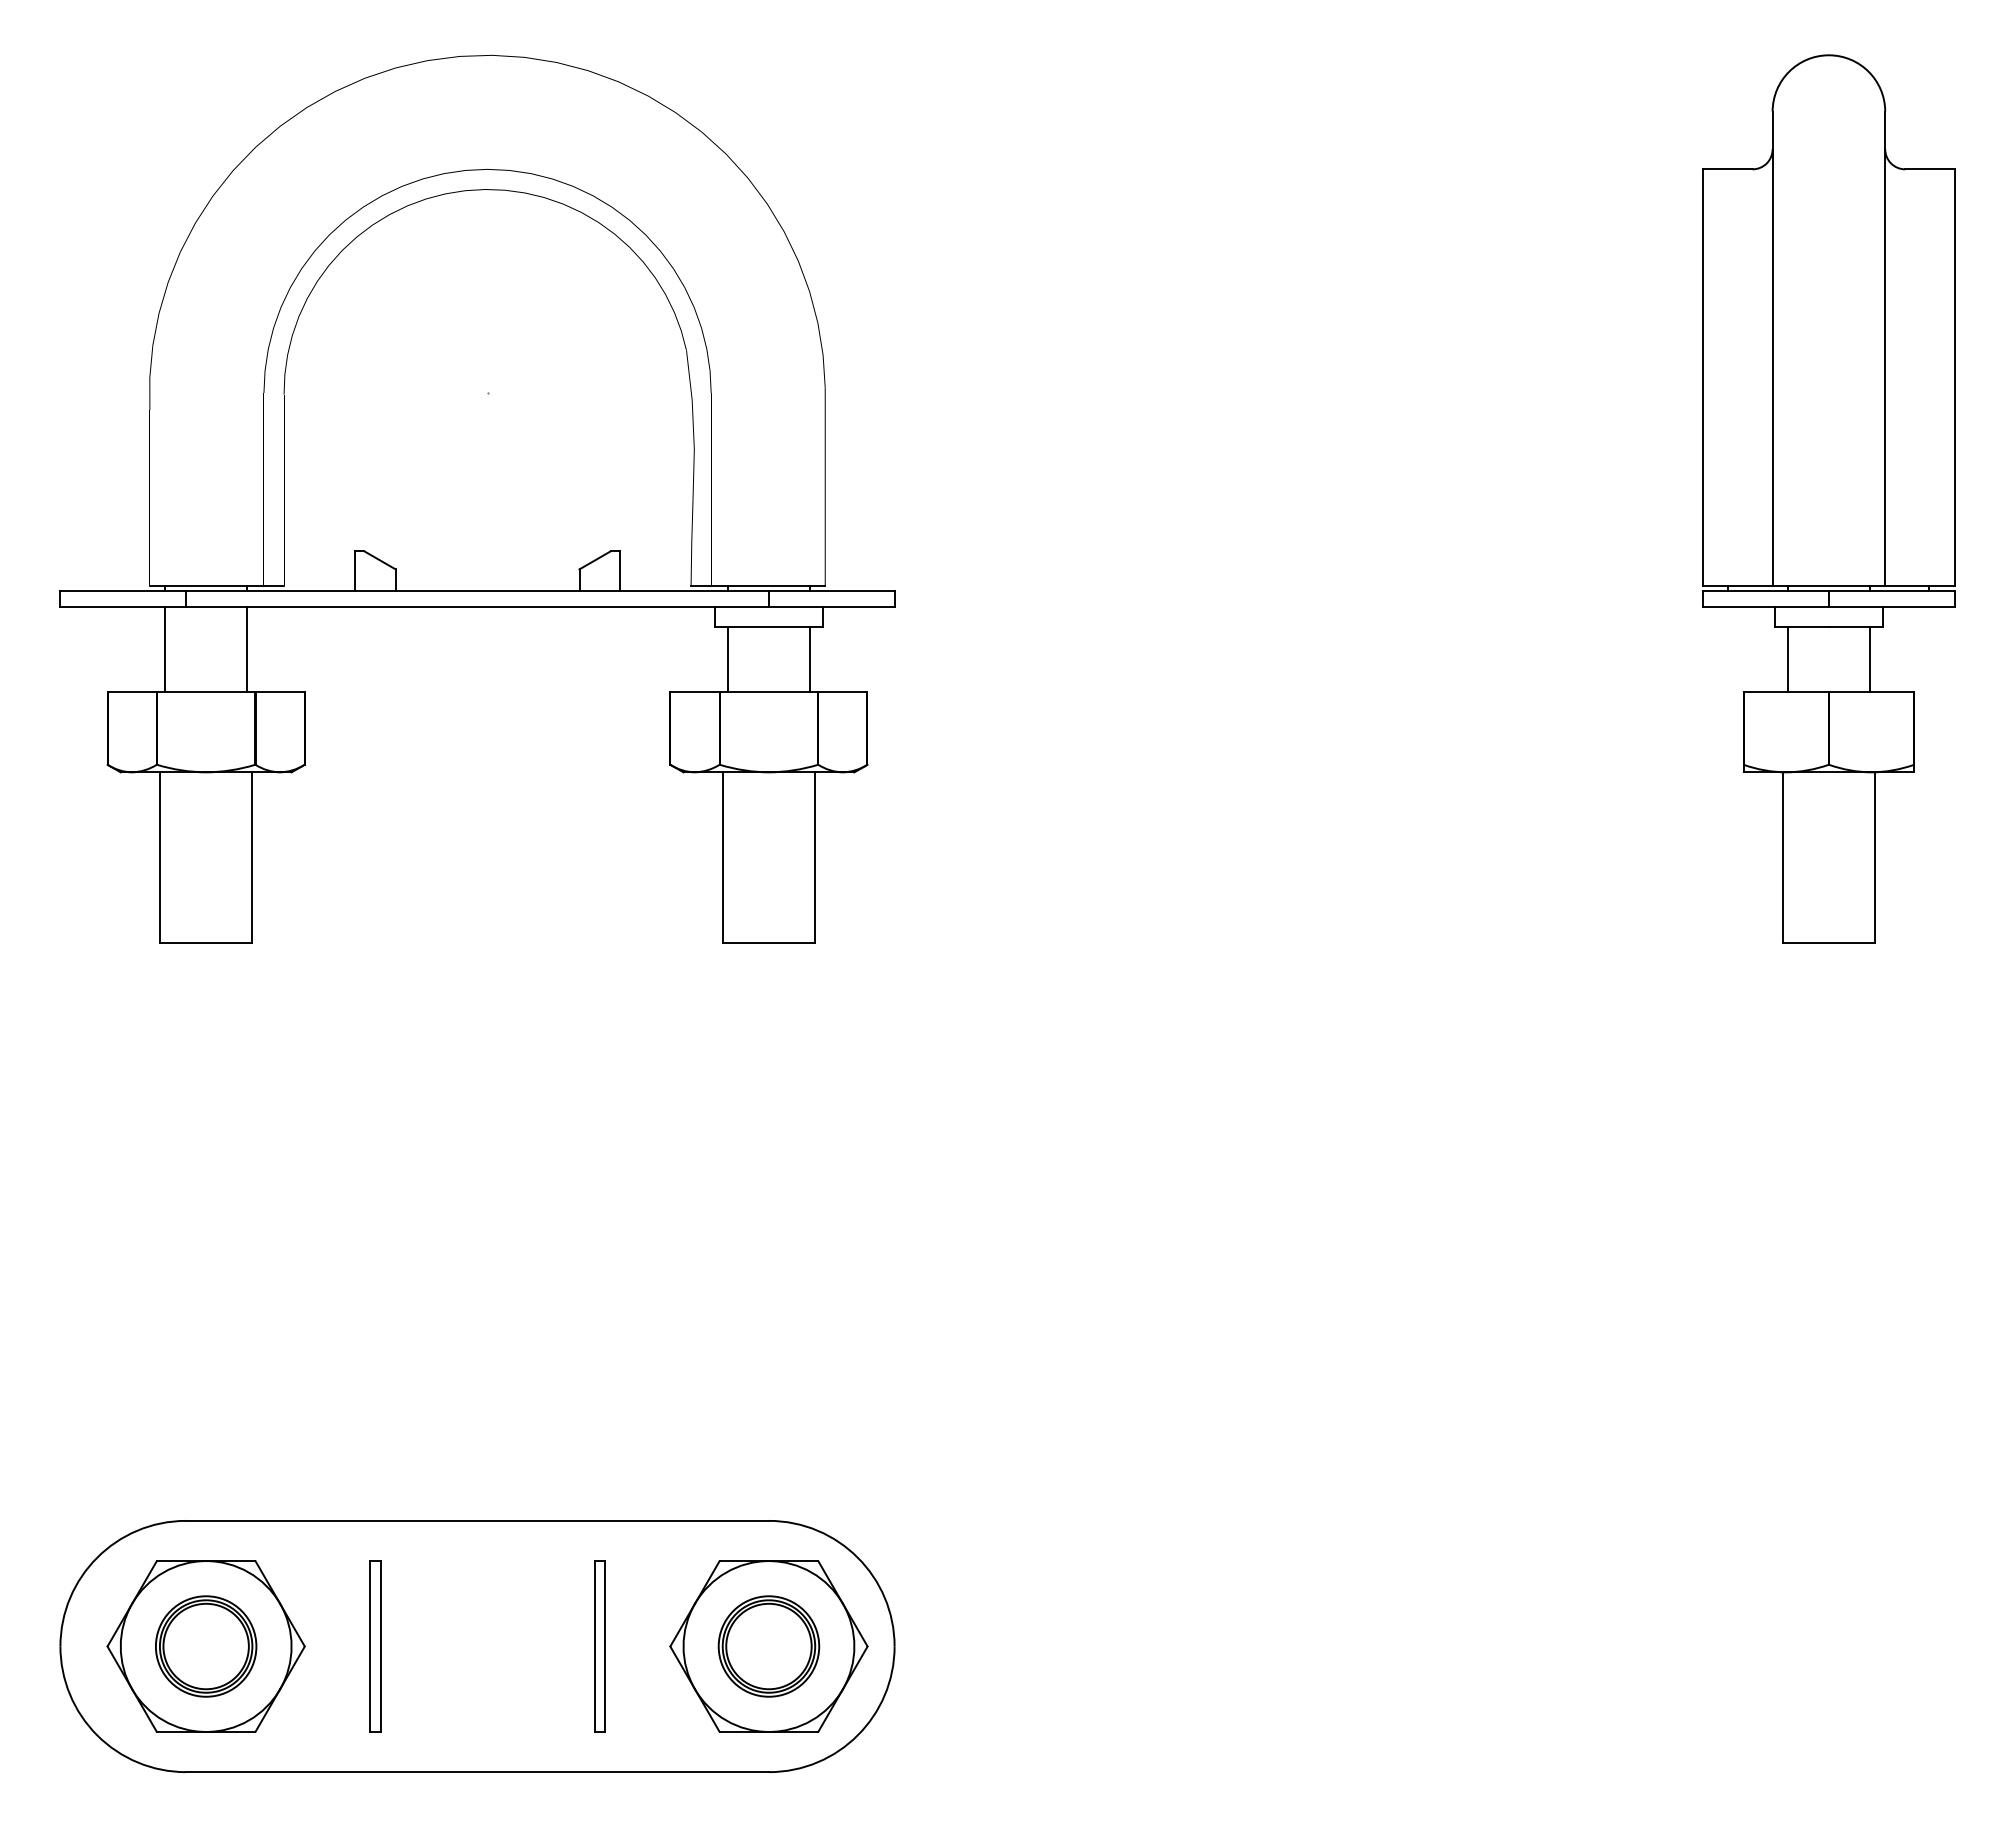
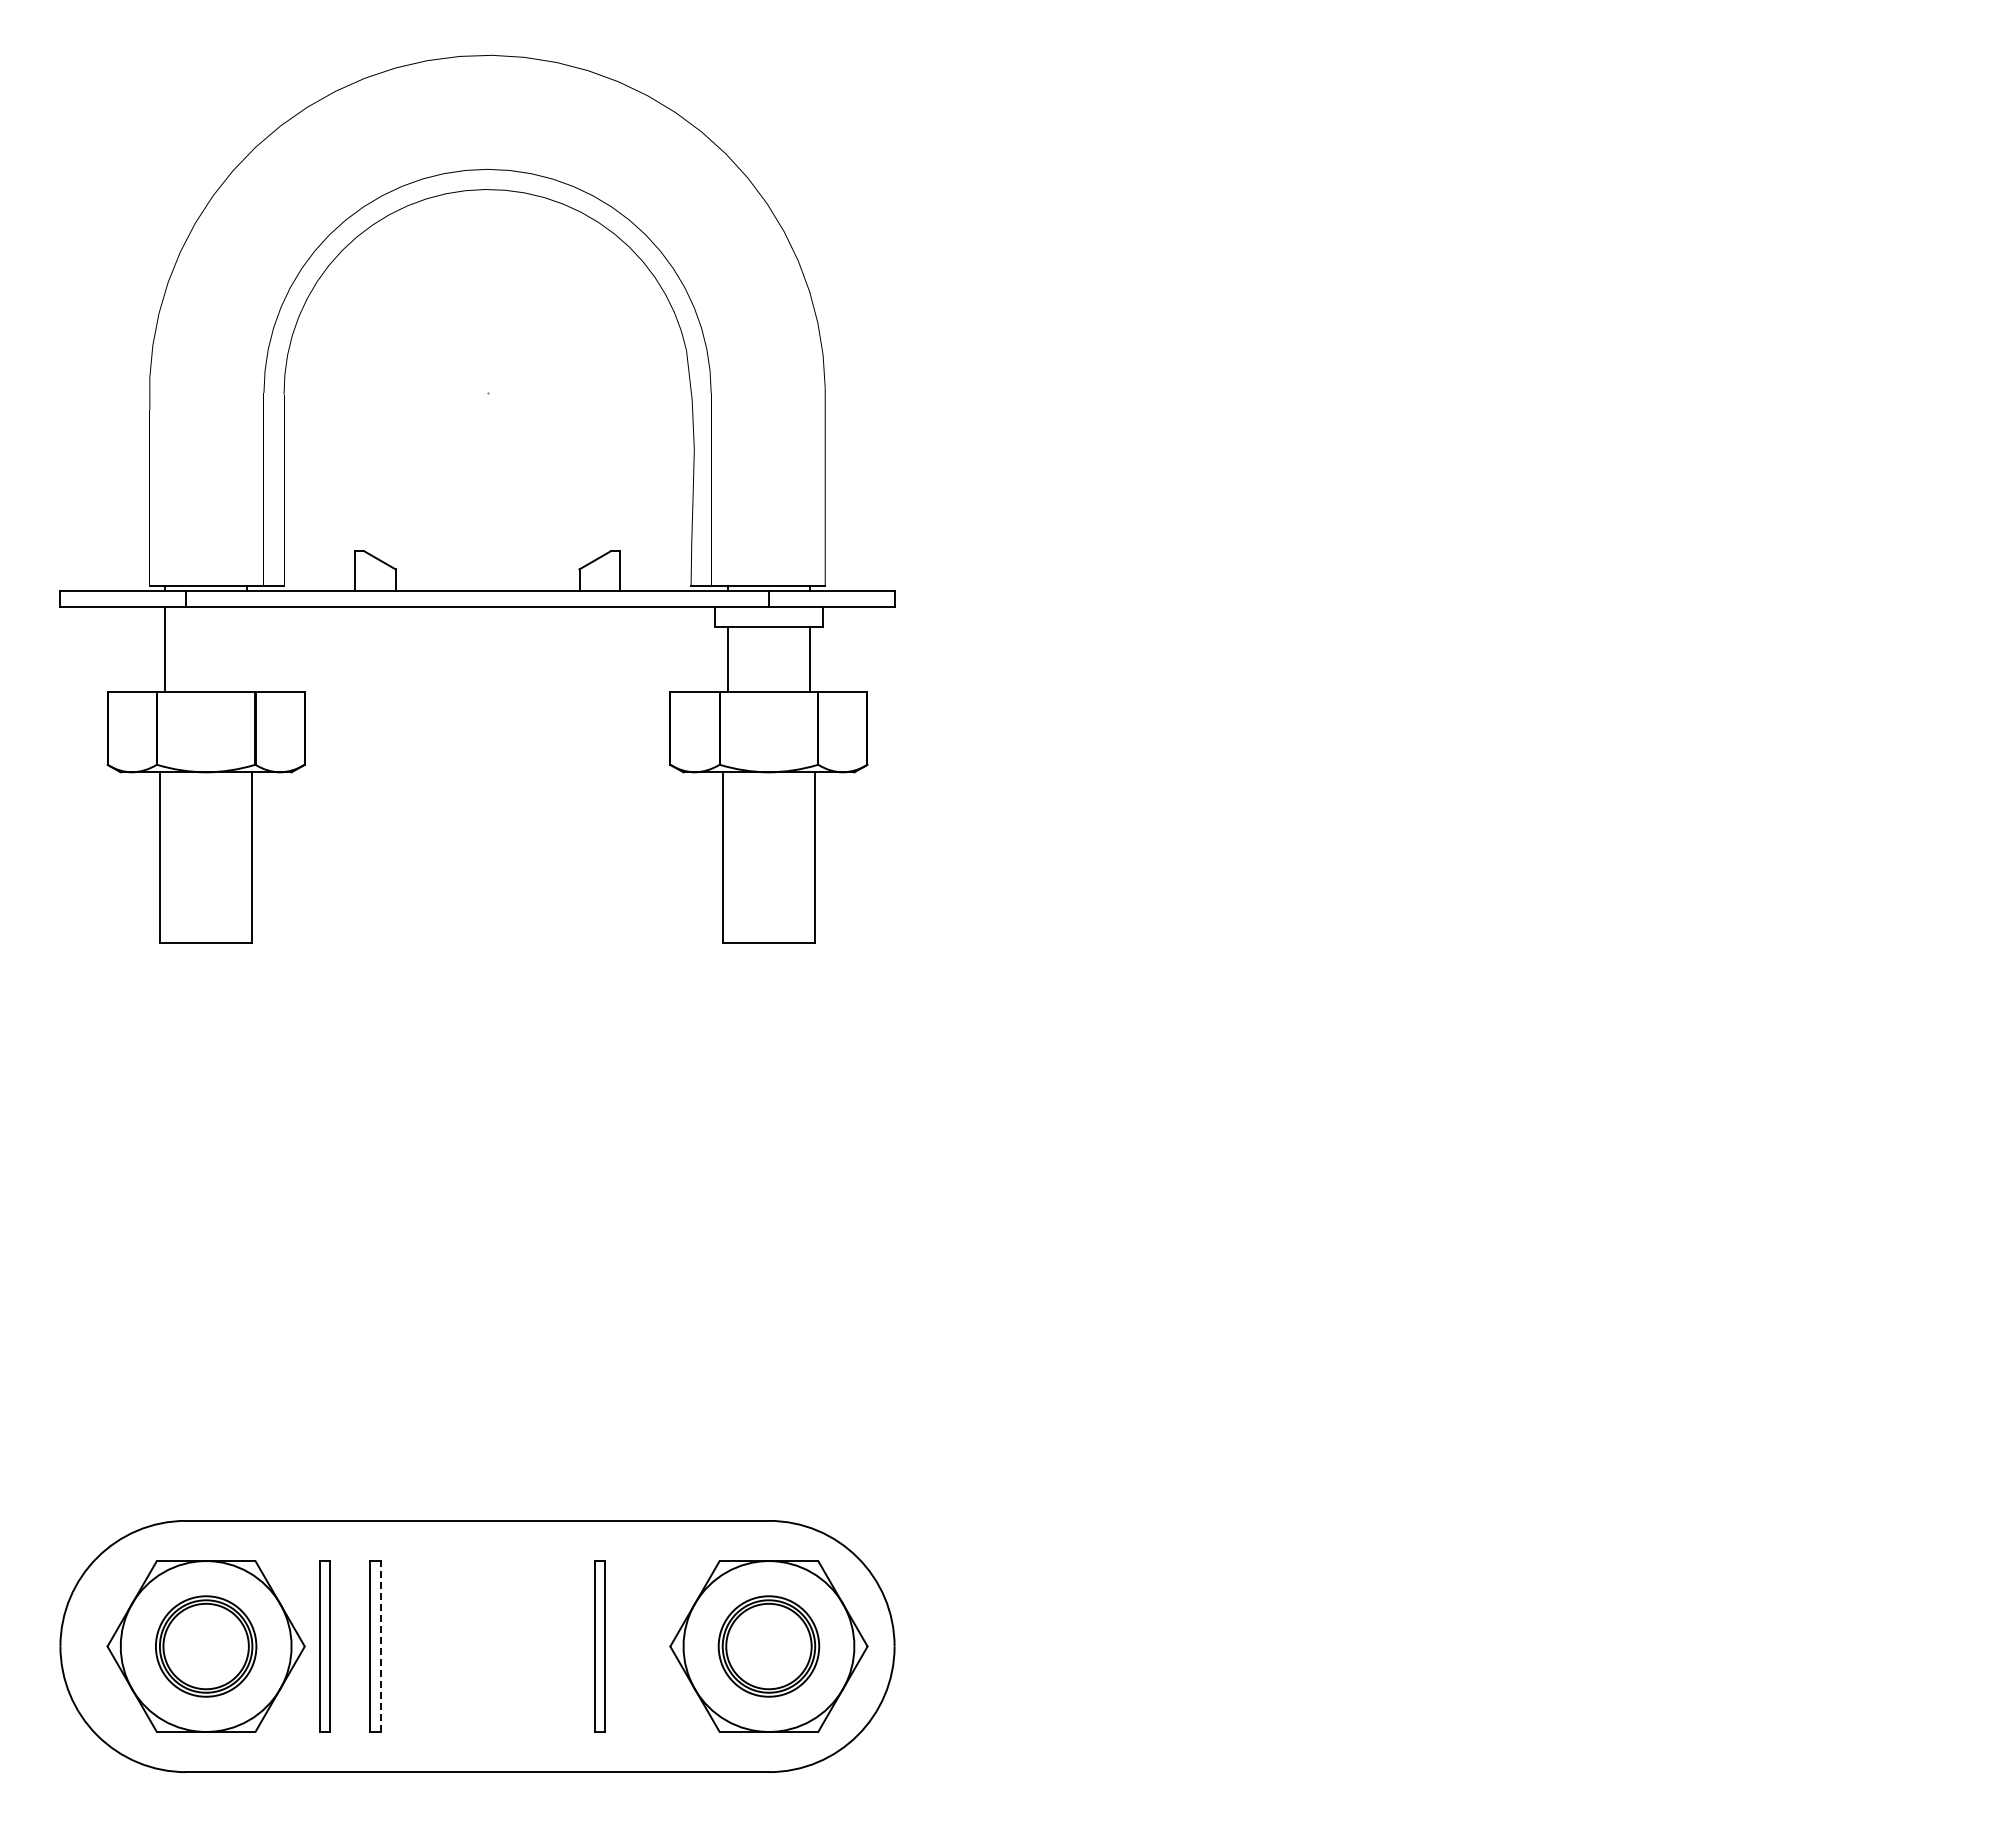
part: present -> none (1828, 498)
line: present -> none (247, 648)
part: none -> present (324, 1646)
line: solid -> dashed (380, 1646)
